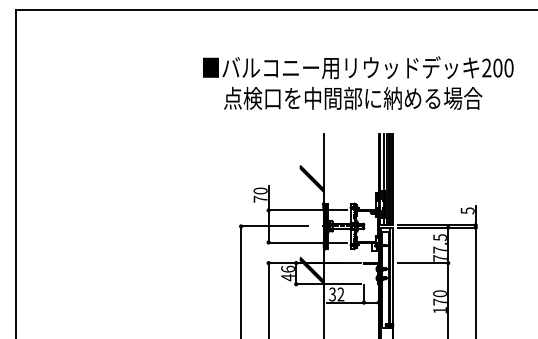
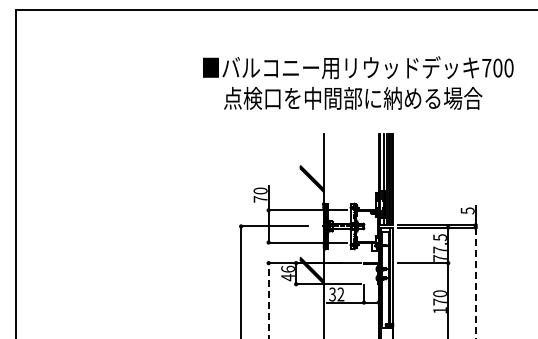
text: 200 -> 700 (486, 67)
line: solid -> dashed (475, 283)
line: solid -> dashed (268, 300)
